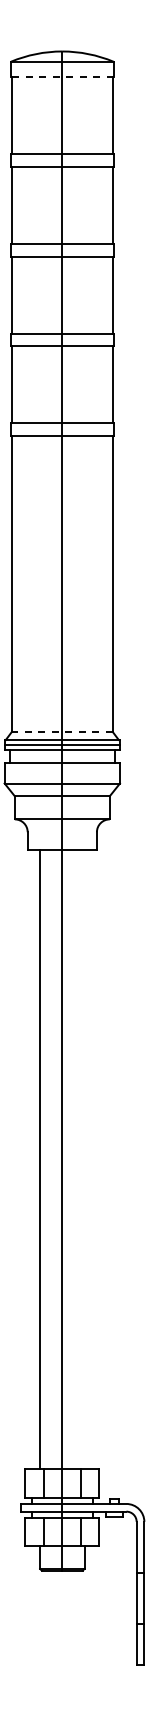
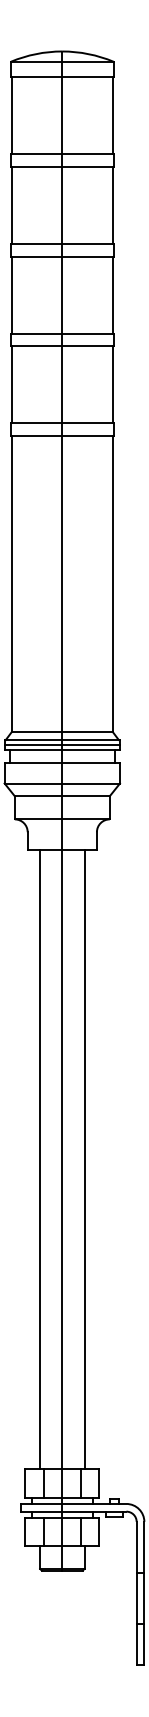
line: dashed -> solid (61, 77)
line: dashed -> solid (62, 732)
line: none -> present (84, 1159)
